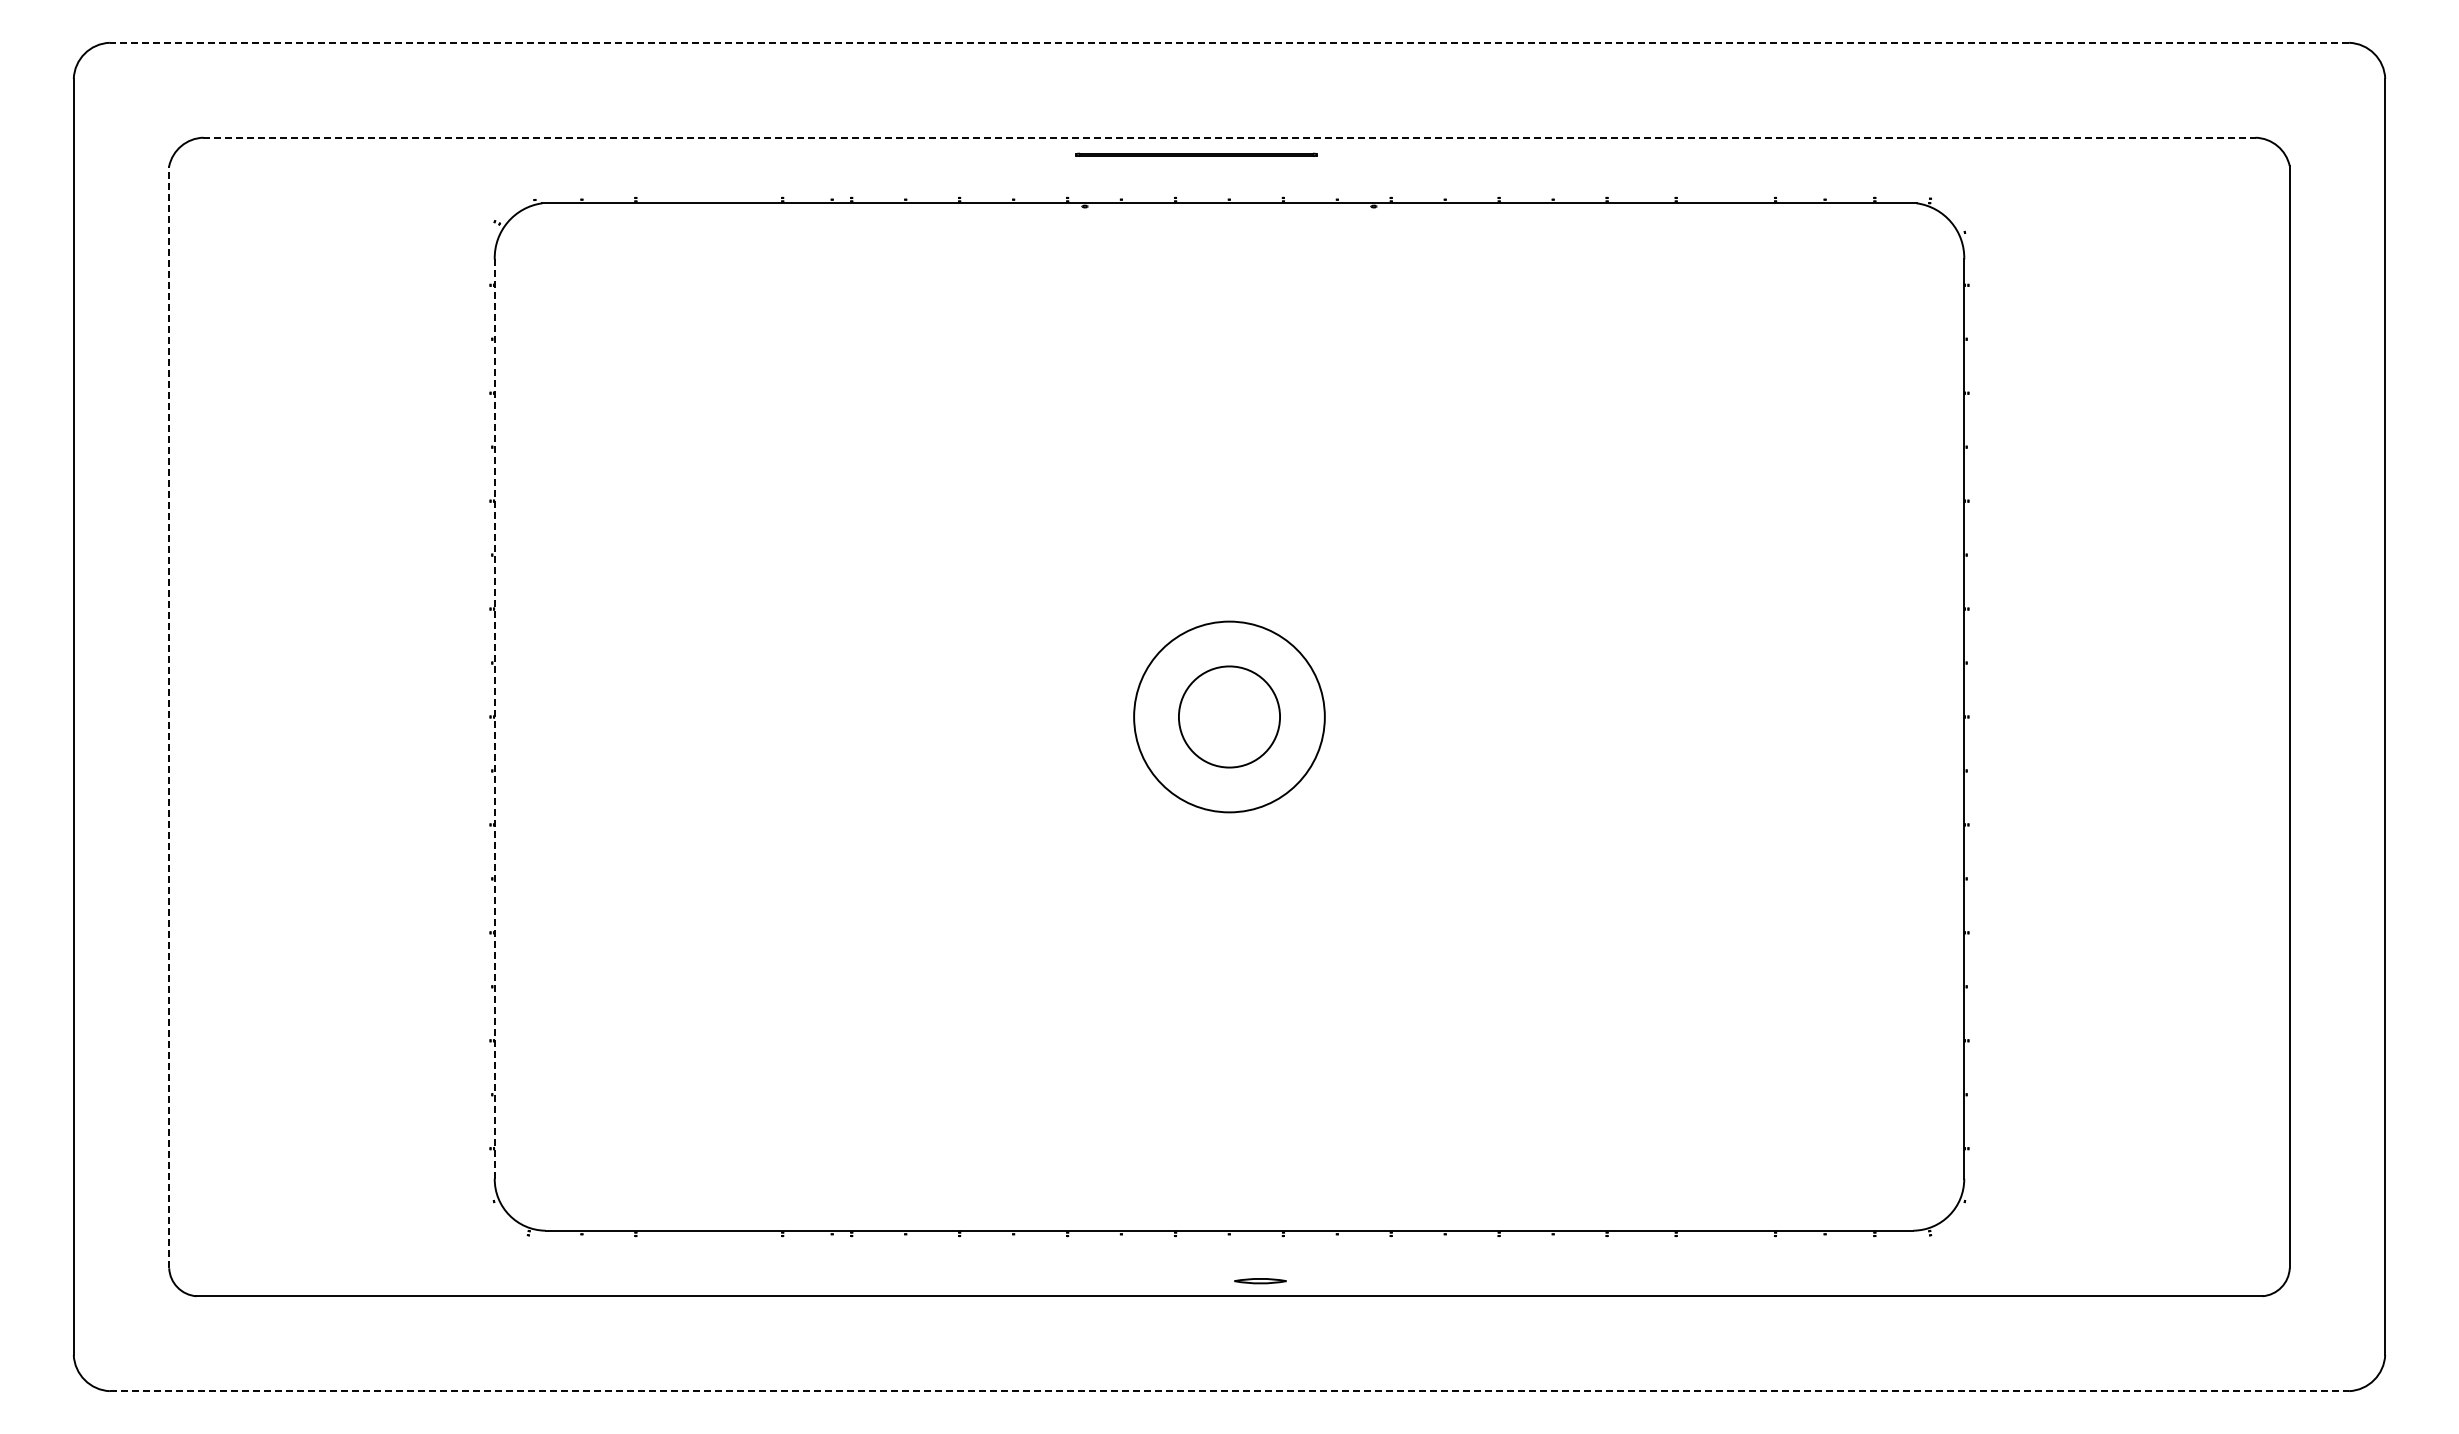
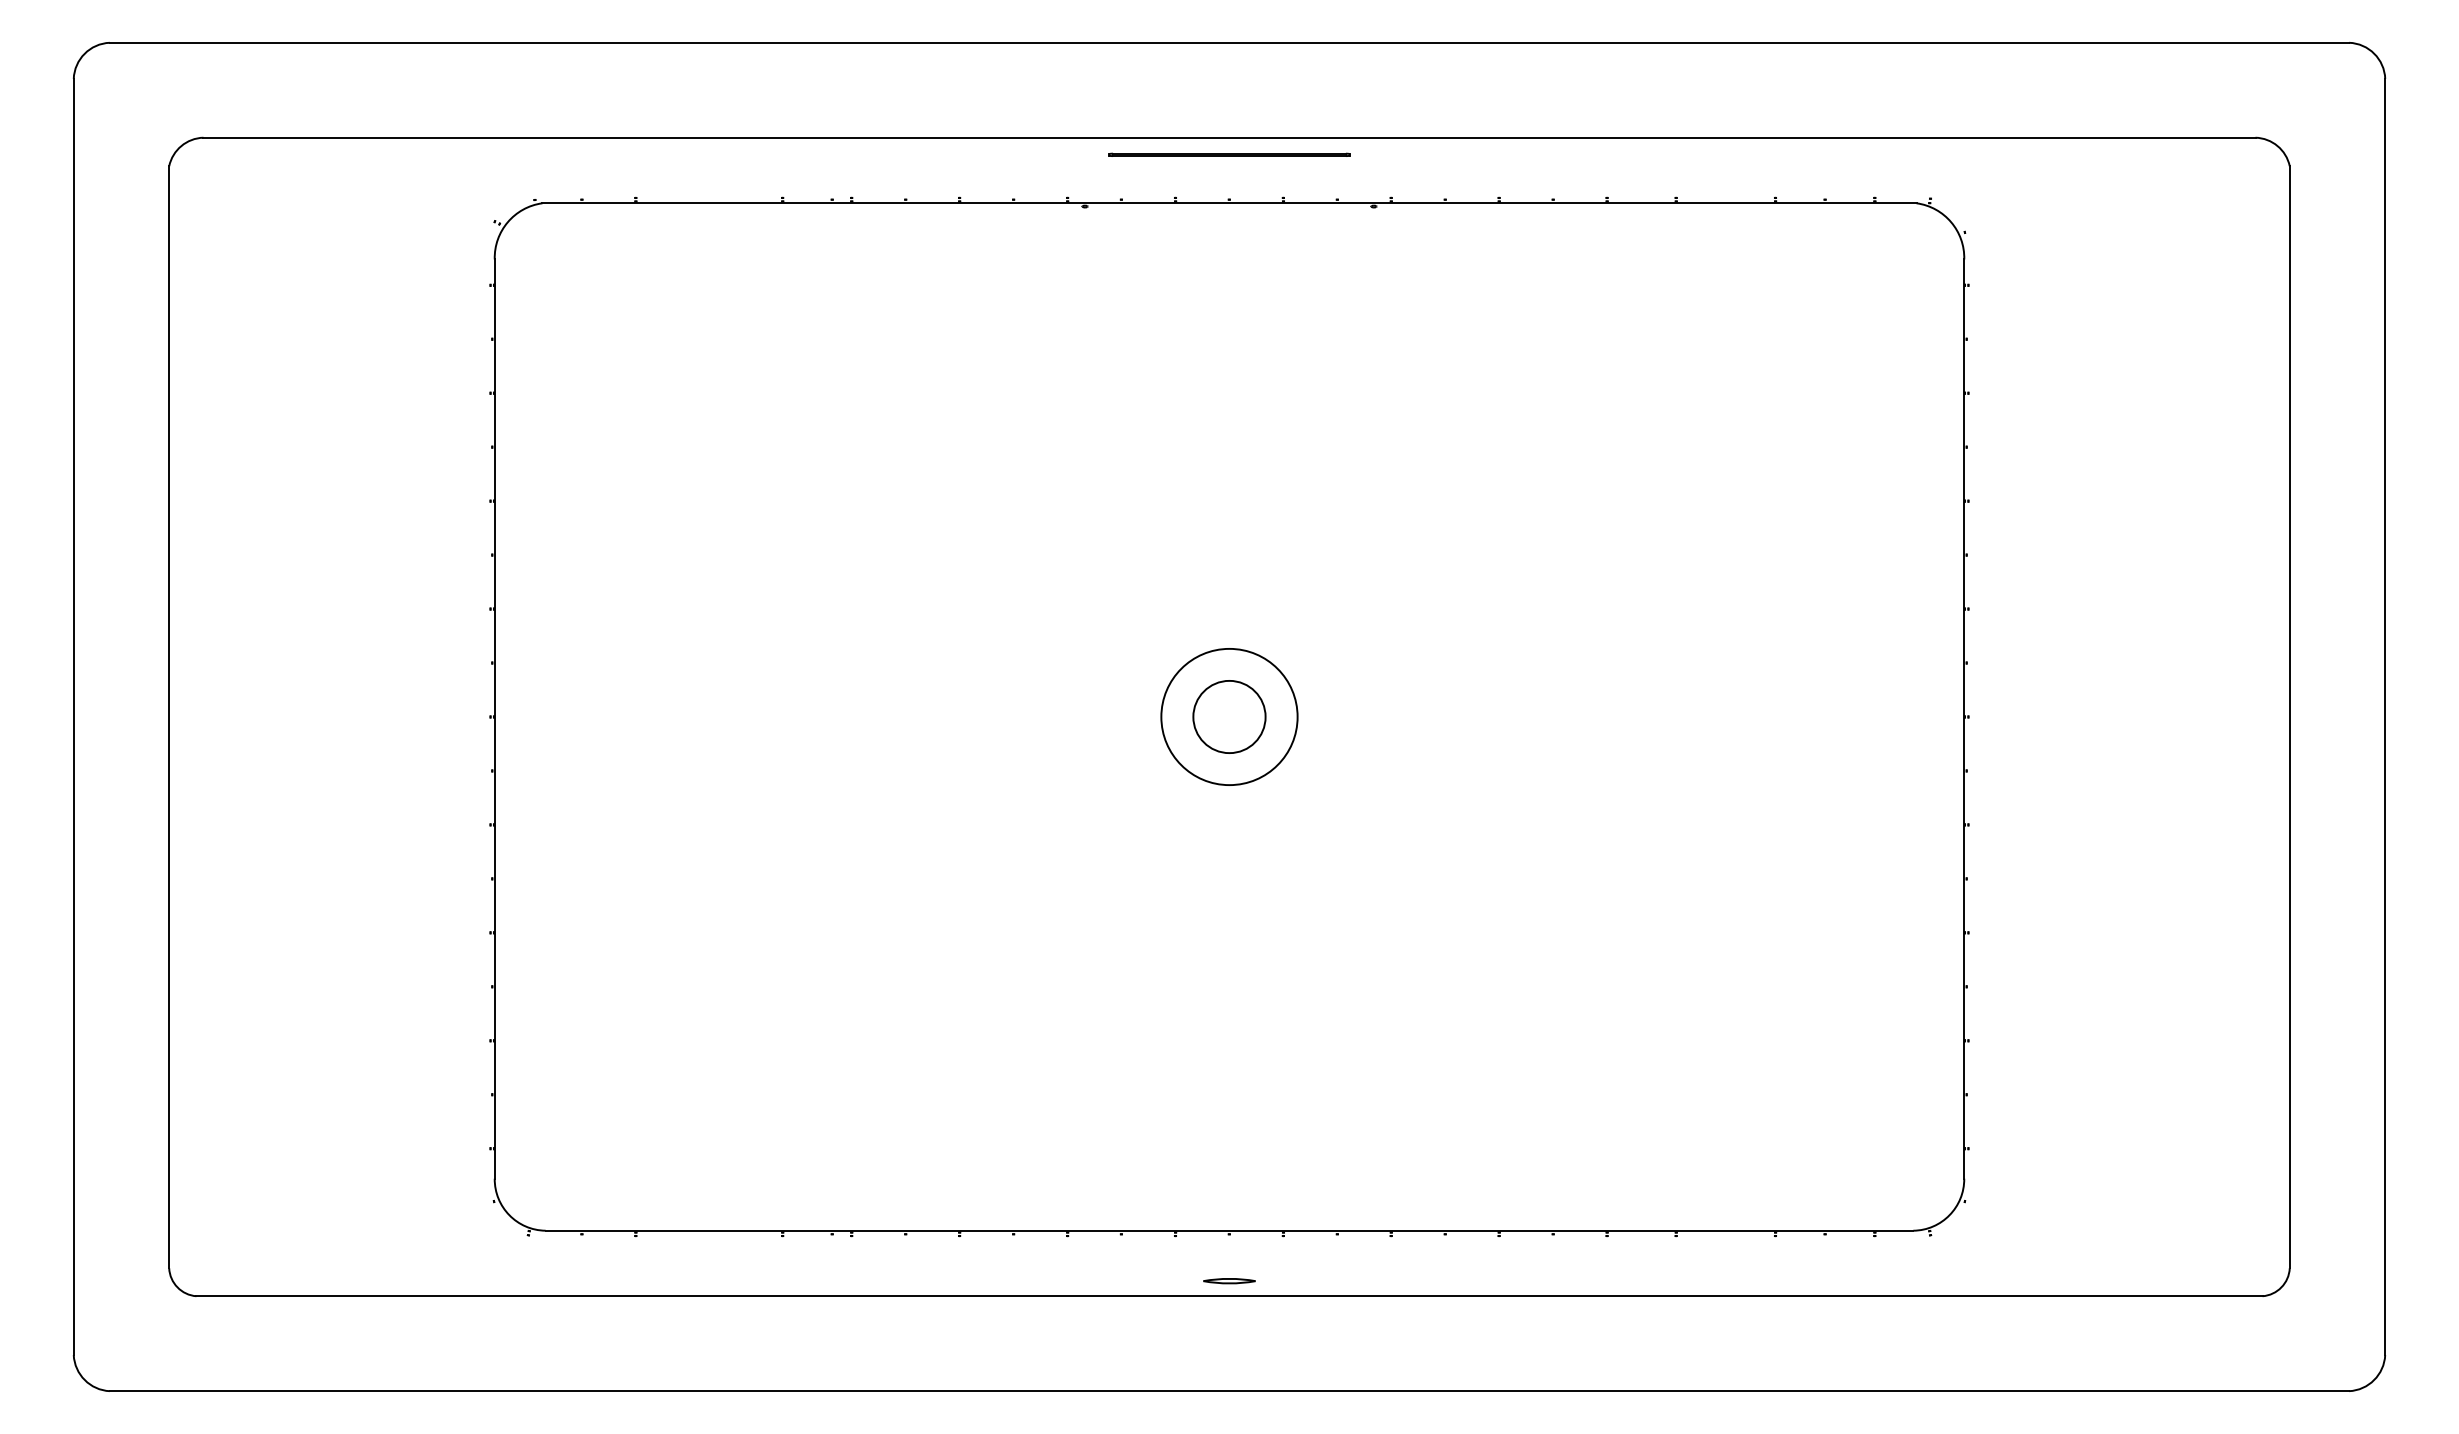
line: dashed -> solid (1229, 42)
line: dashed -> solid (1229, 137)
line position: (1196, 154) -> (1229, 154) (1229, 154)
line: dashed -> solid (169, 716)
circle diameter: 101 px -> 72 px (1229, 716)
circle diameter: 191 px -> 136 px (1229, 716)
line: dashed -> solid (494, 719)
part position: (1260, 1281) -> (1229, 1281) (1229, 1281)
line: dashed -> solid (1229, 1391)
